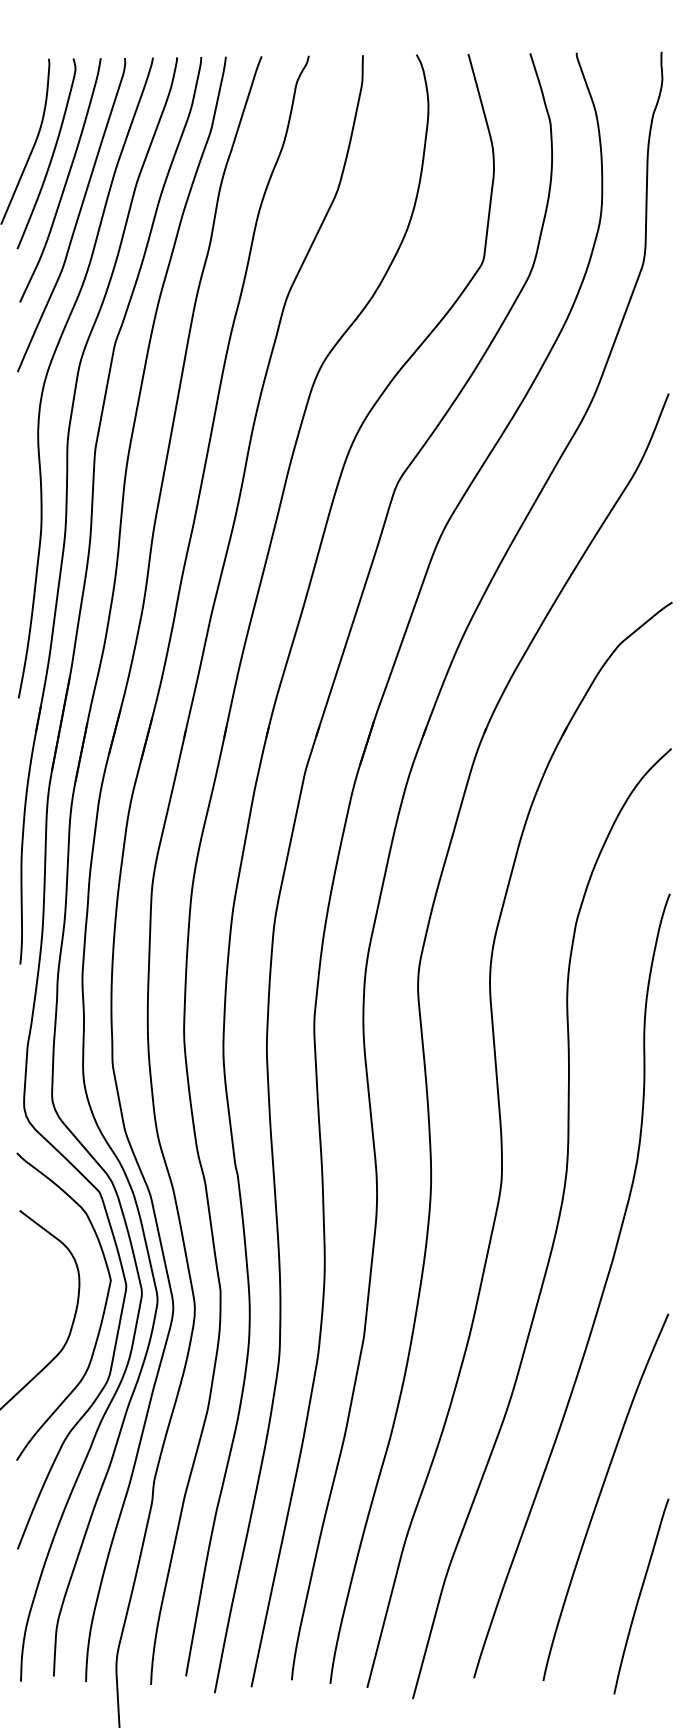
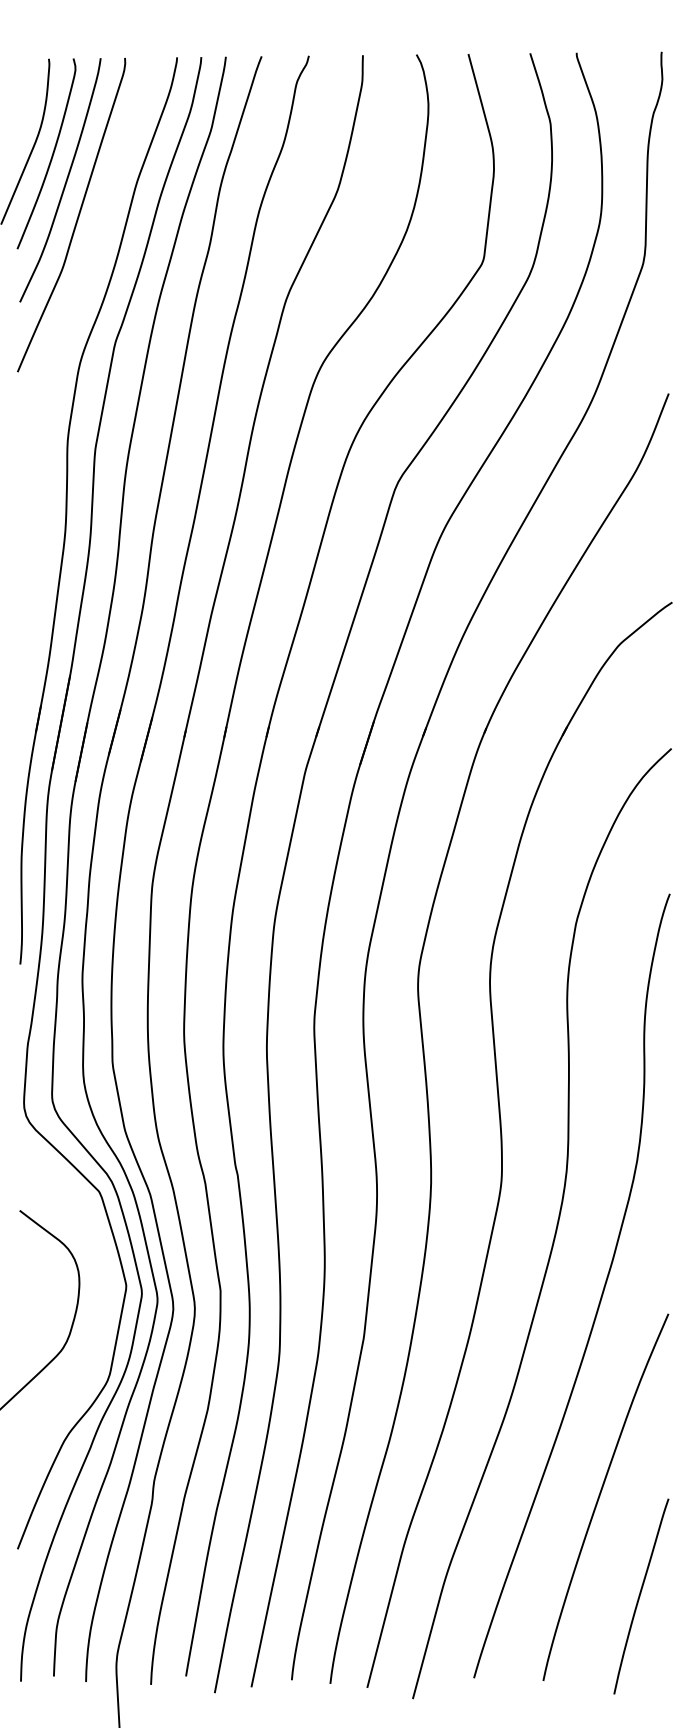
curve: present -> none (51, 364)
curve: present -> none (101, 1317)
